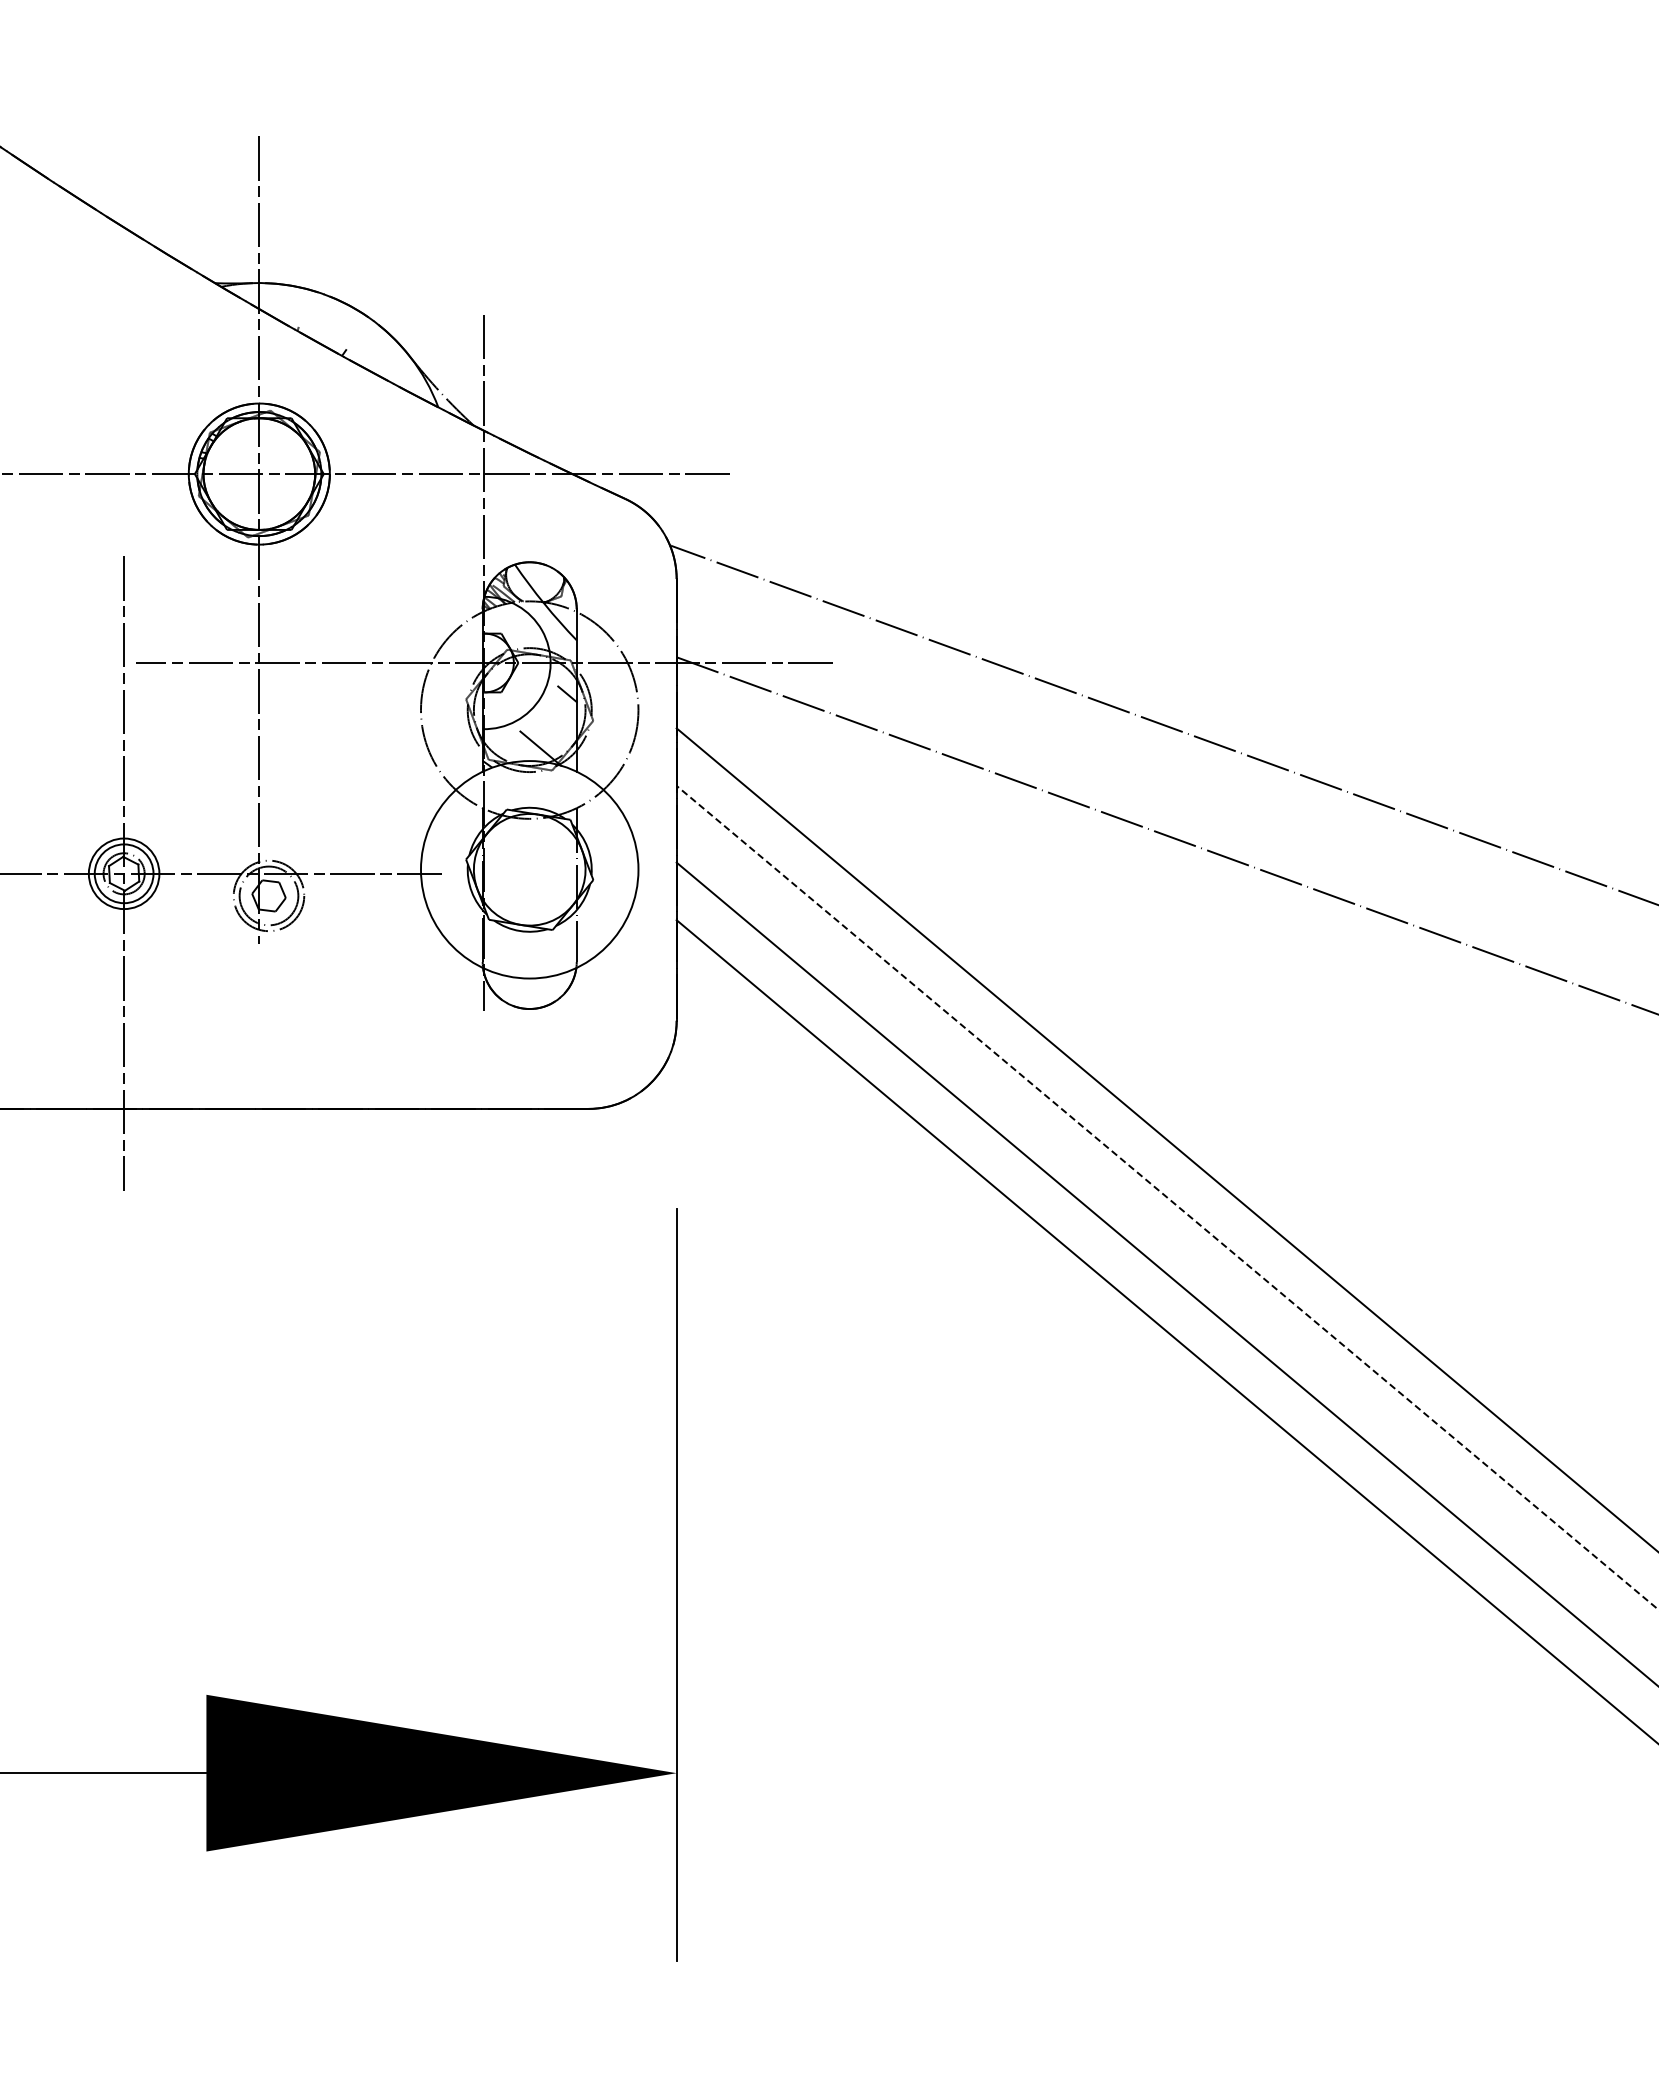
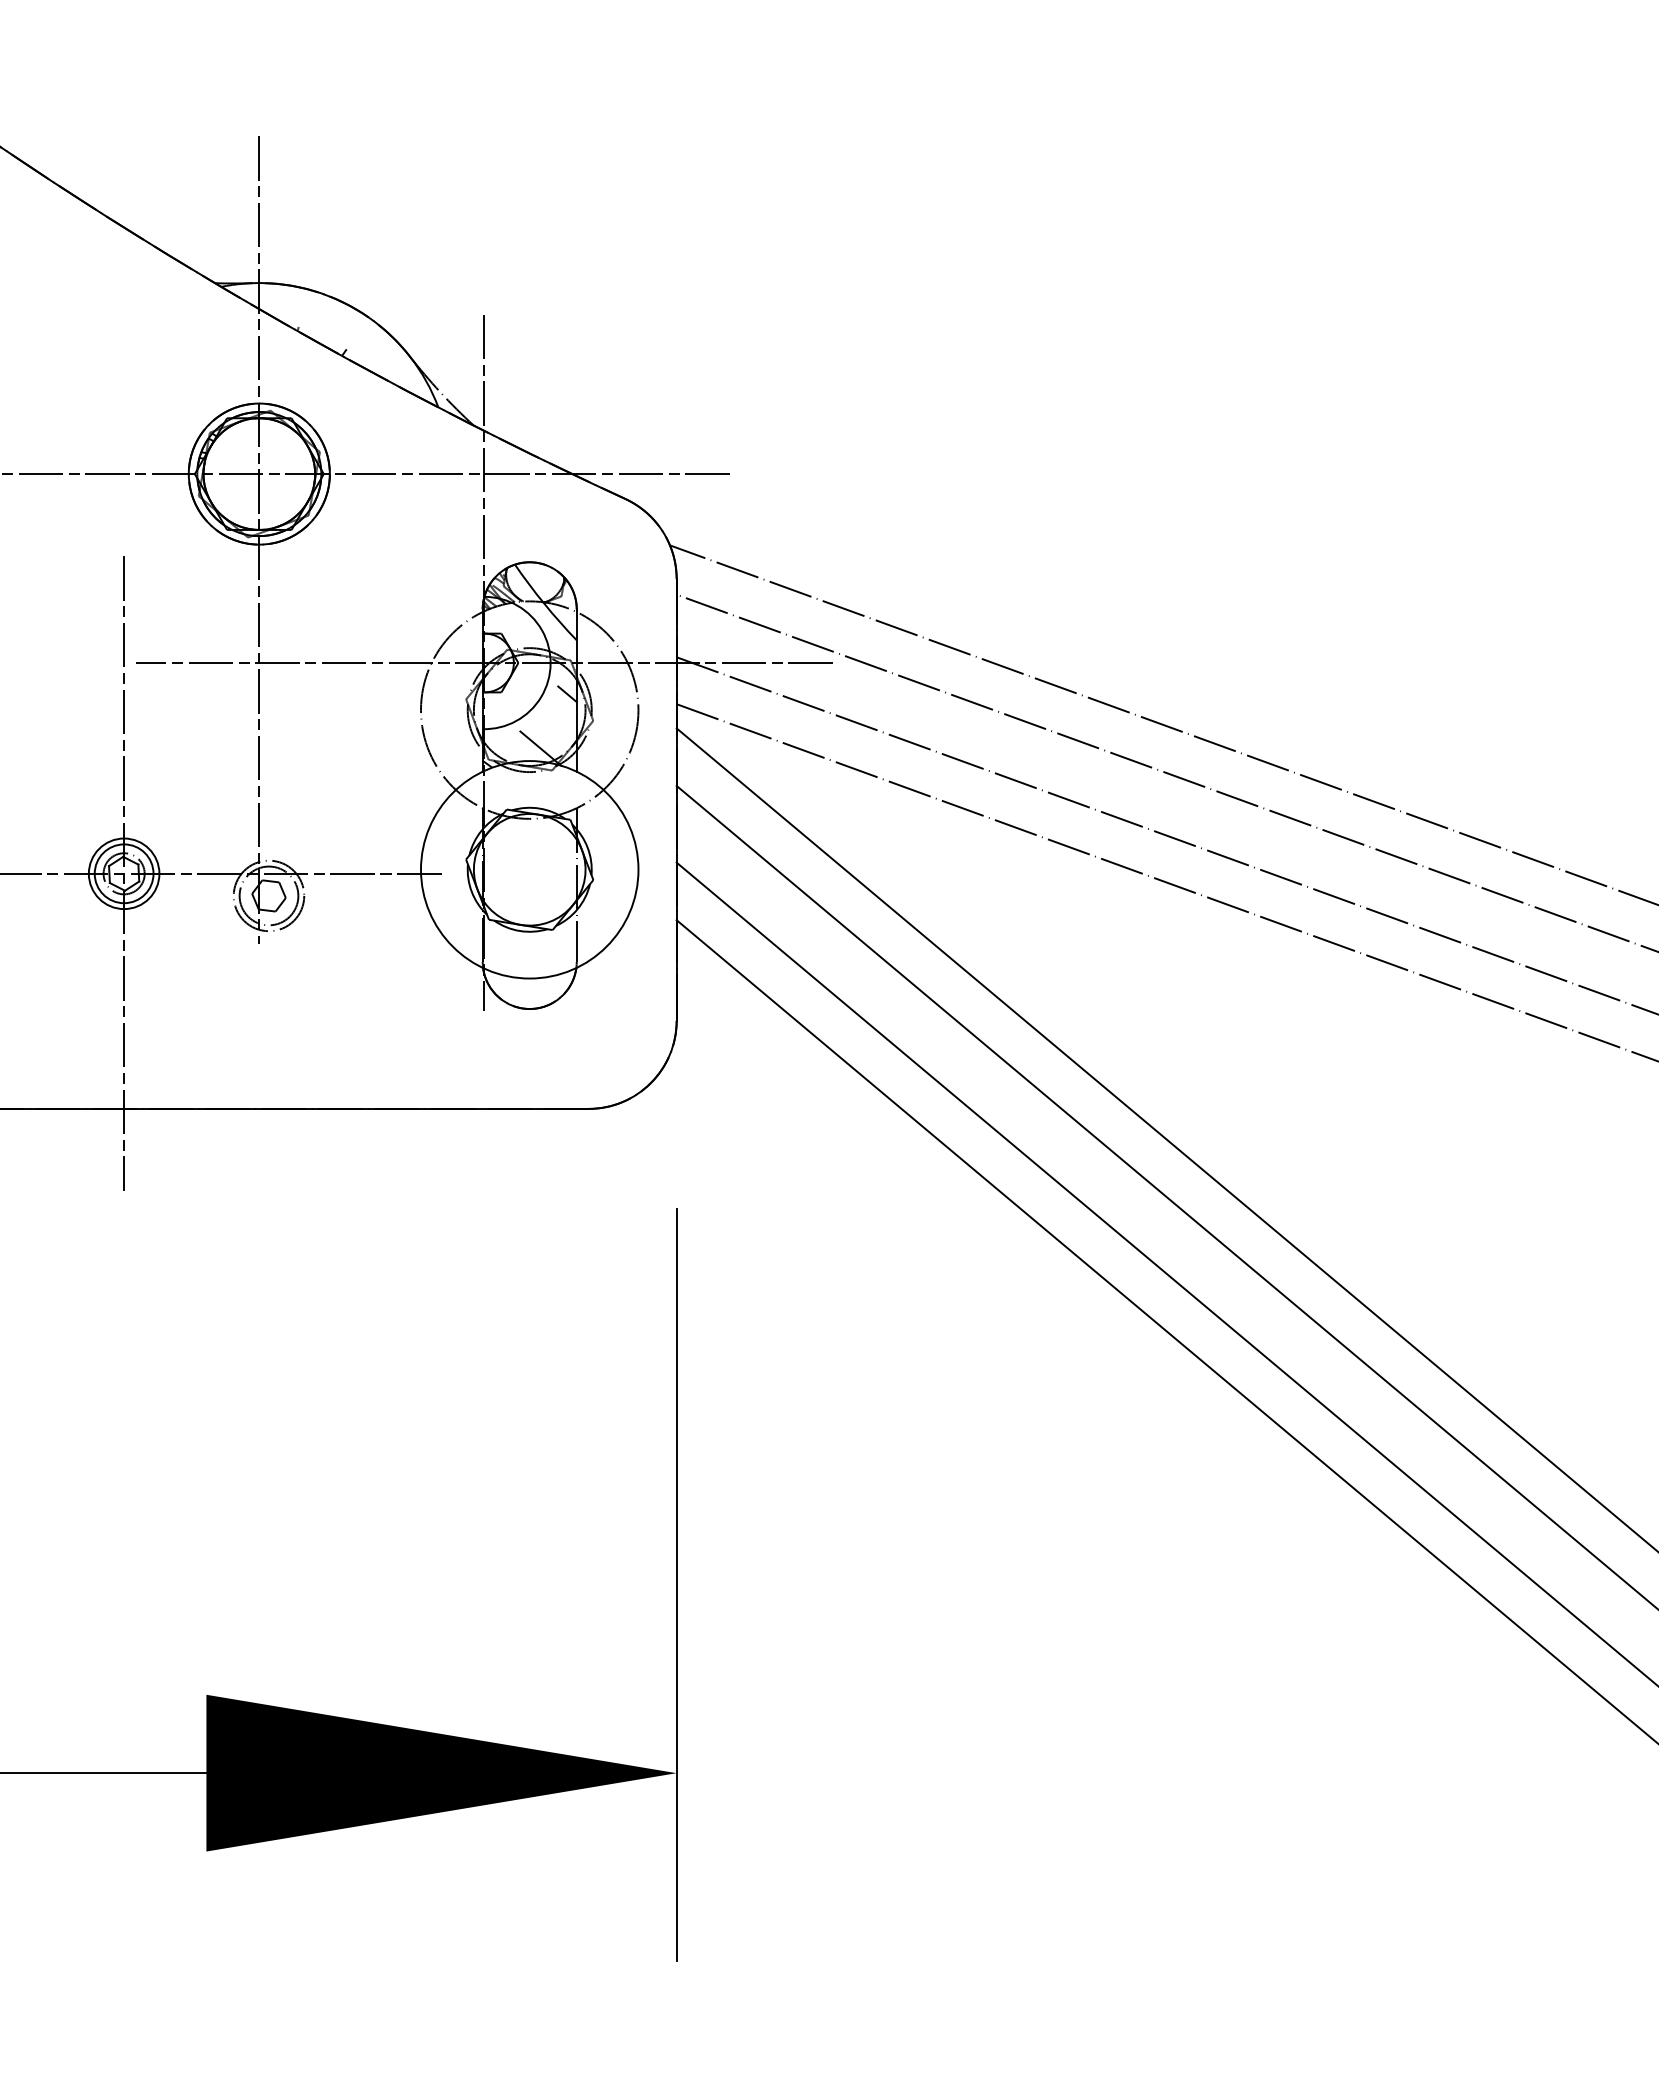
line: none -> present (1165, 772)
line: none -> present (1165, 882)
line: dashed -> solid (1167, 1197)
